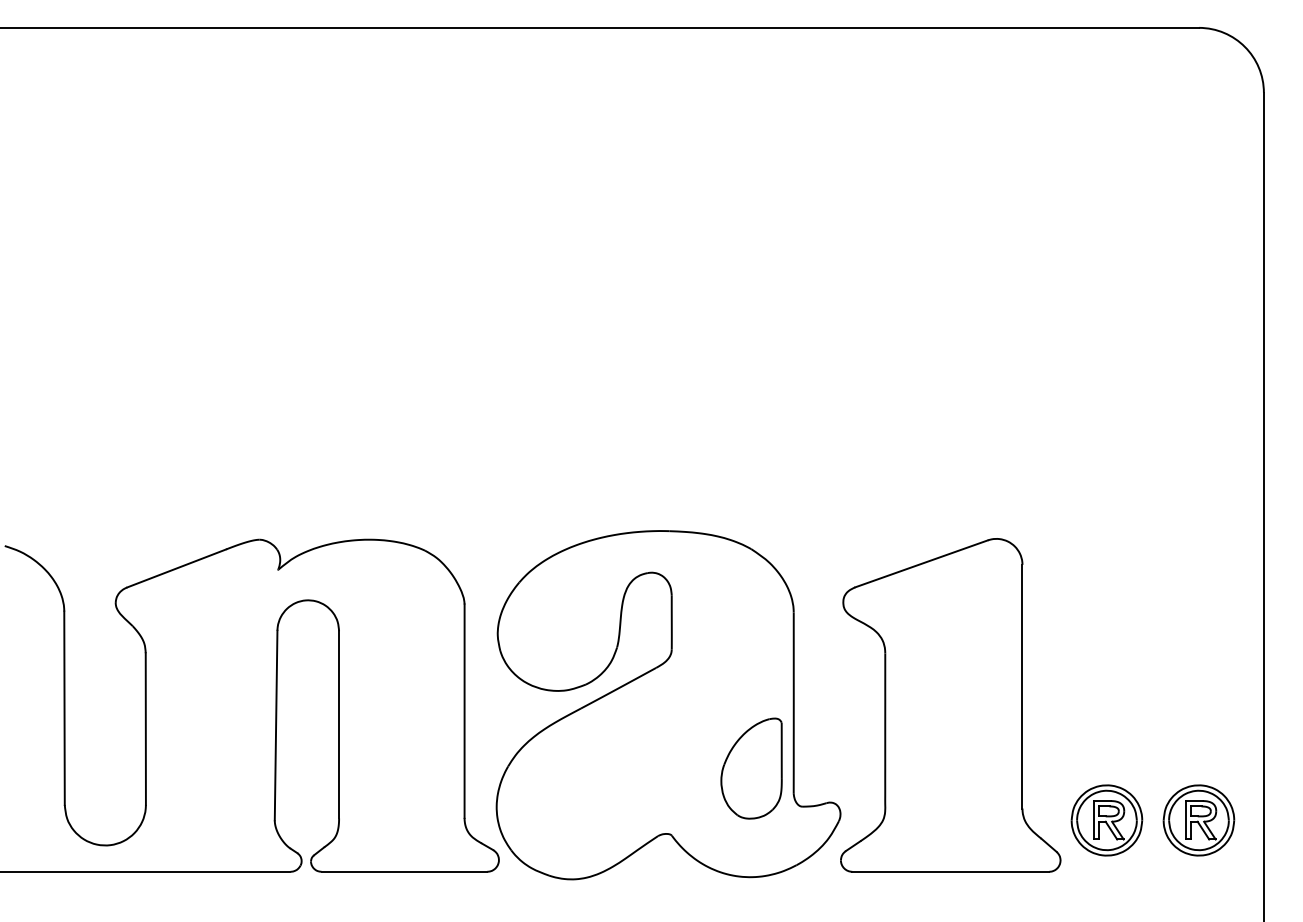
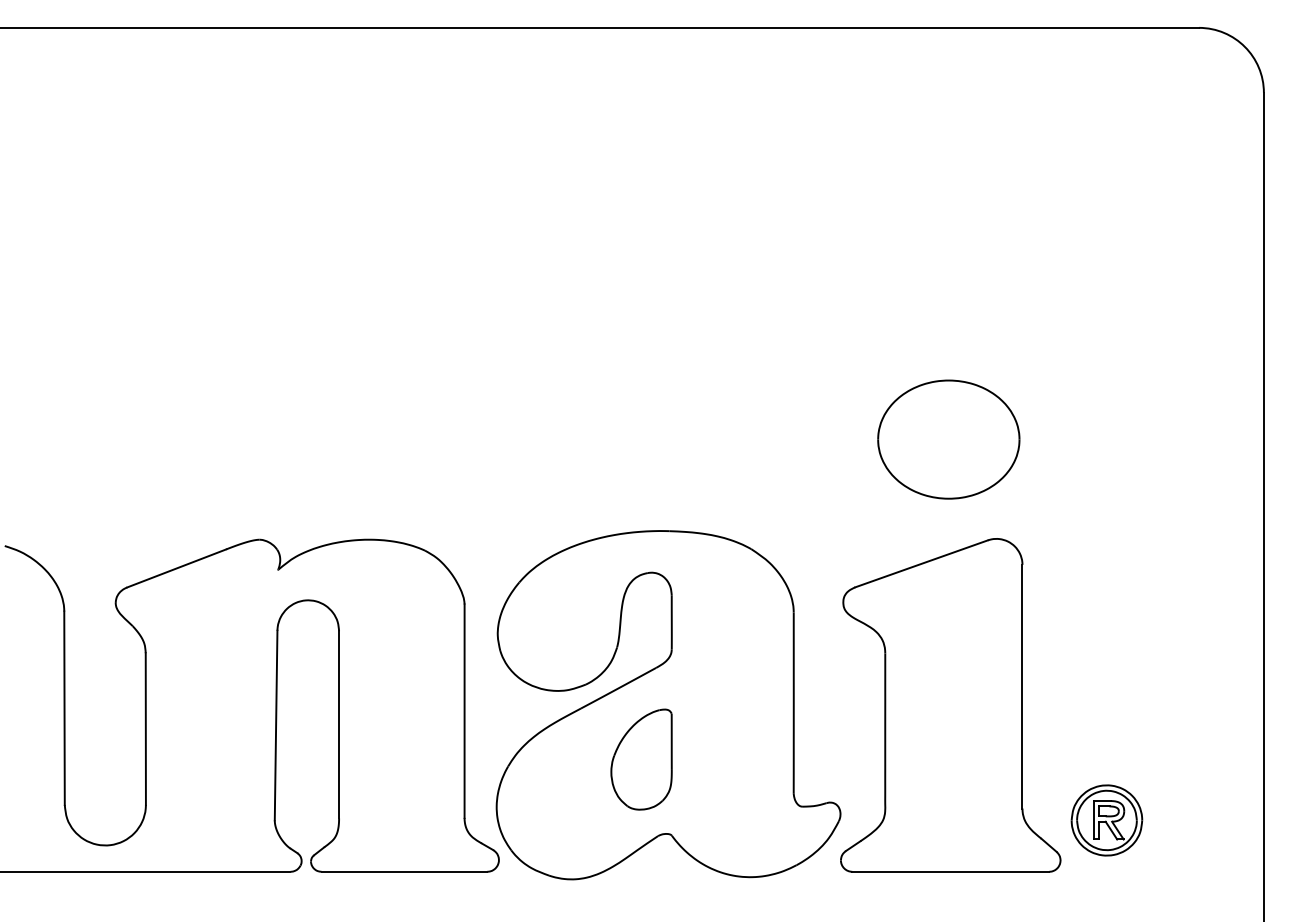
part: none -> present (948, 439)
part position: (751, 768) -> (641, 759) (641, 759)
part: present -> none (1198, 820)
